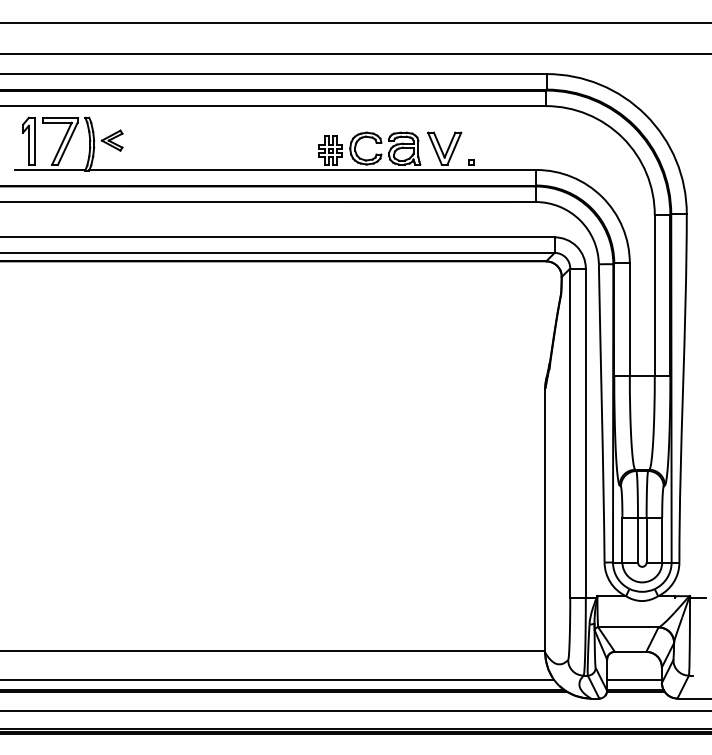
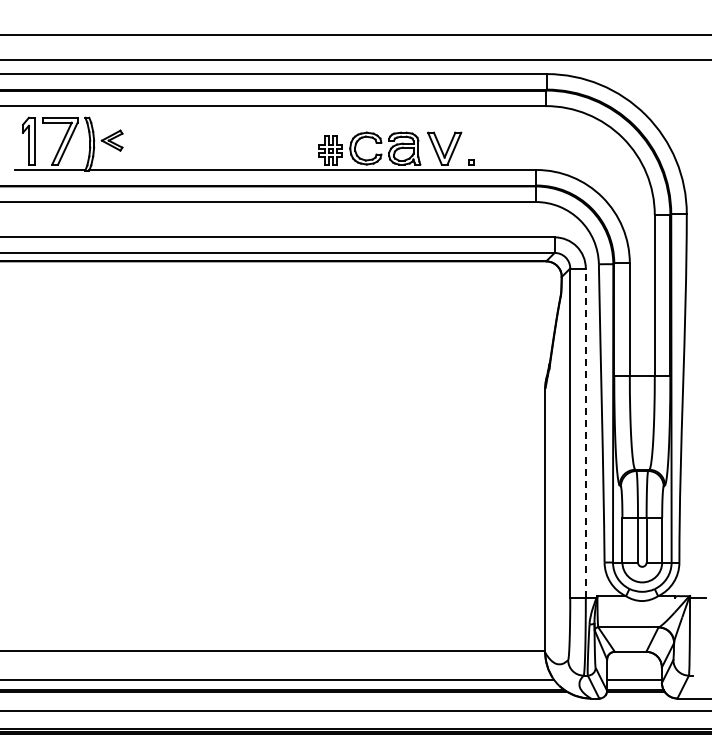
line position: (355, 22) -> (355, 34) (355, 34)
line position: (355, 53) -> (355, 59) (355, 59)
line: solid -> dashed (585, 433)
